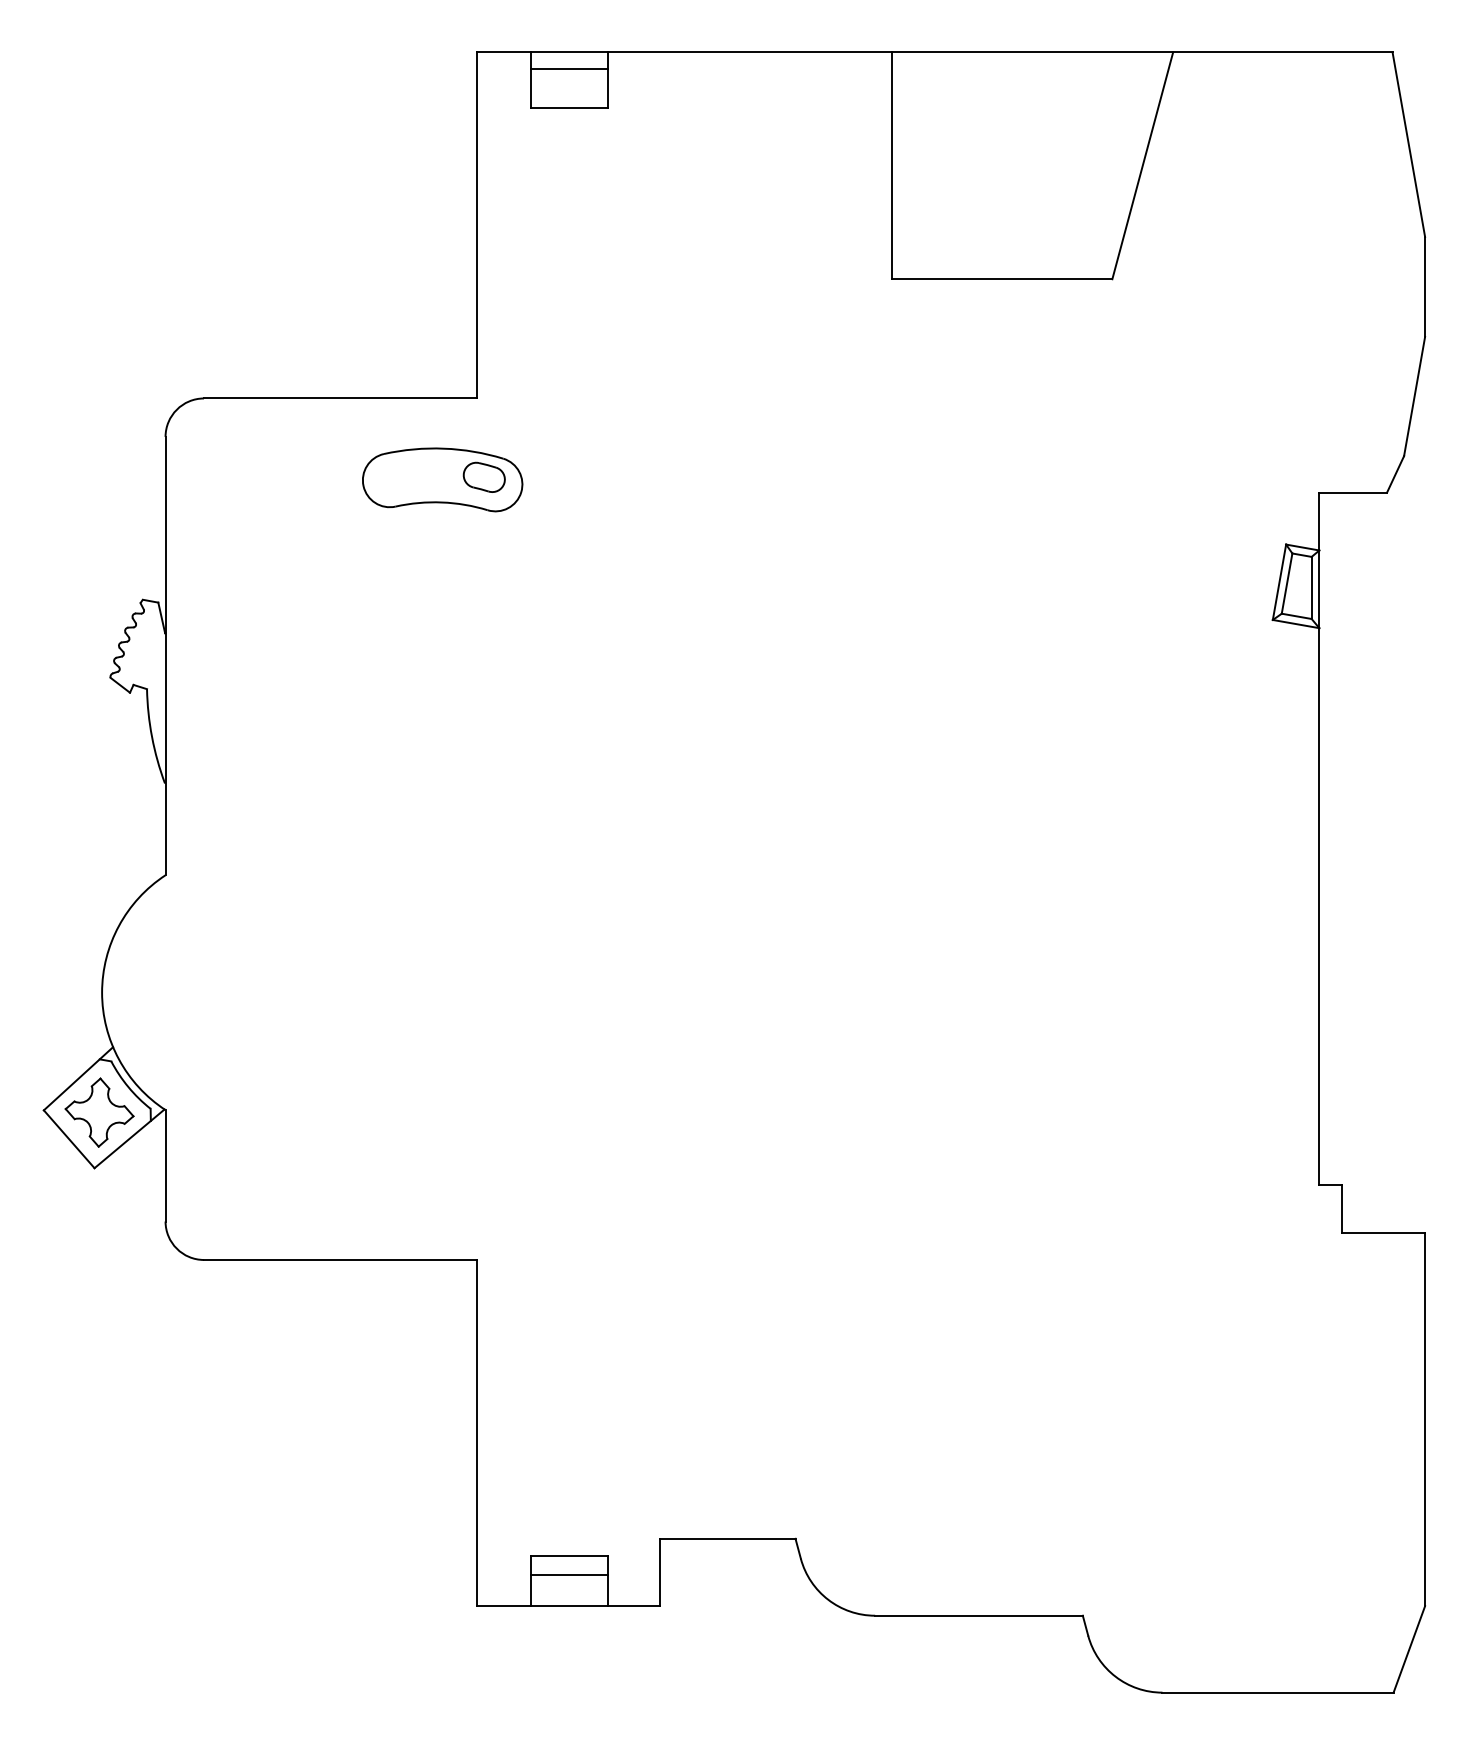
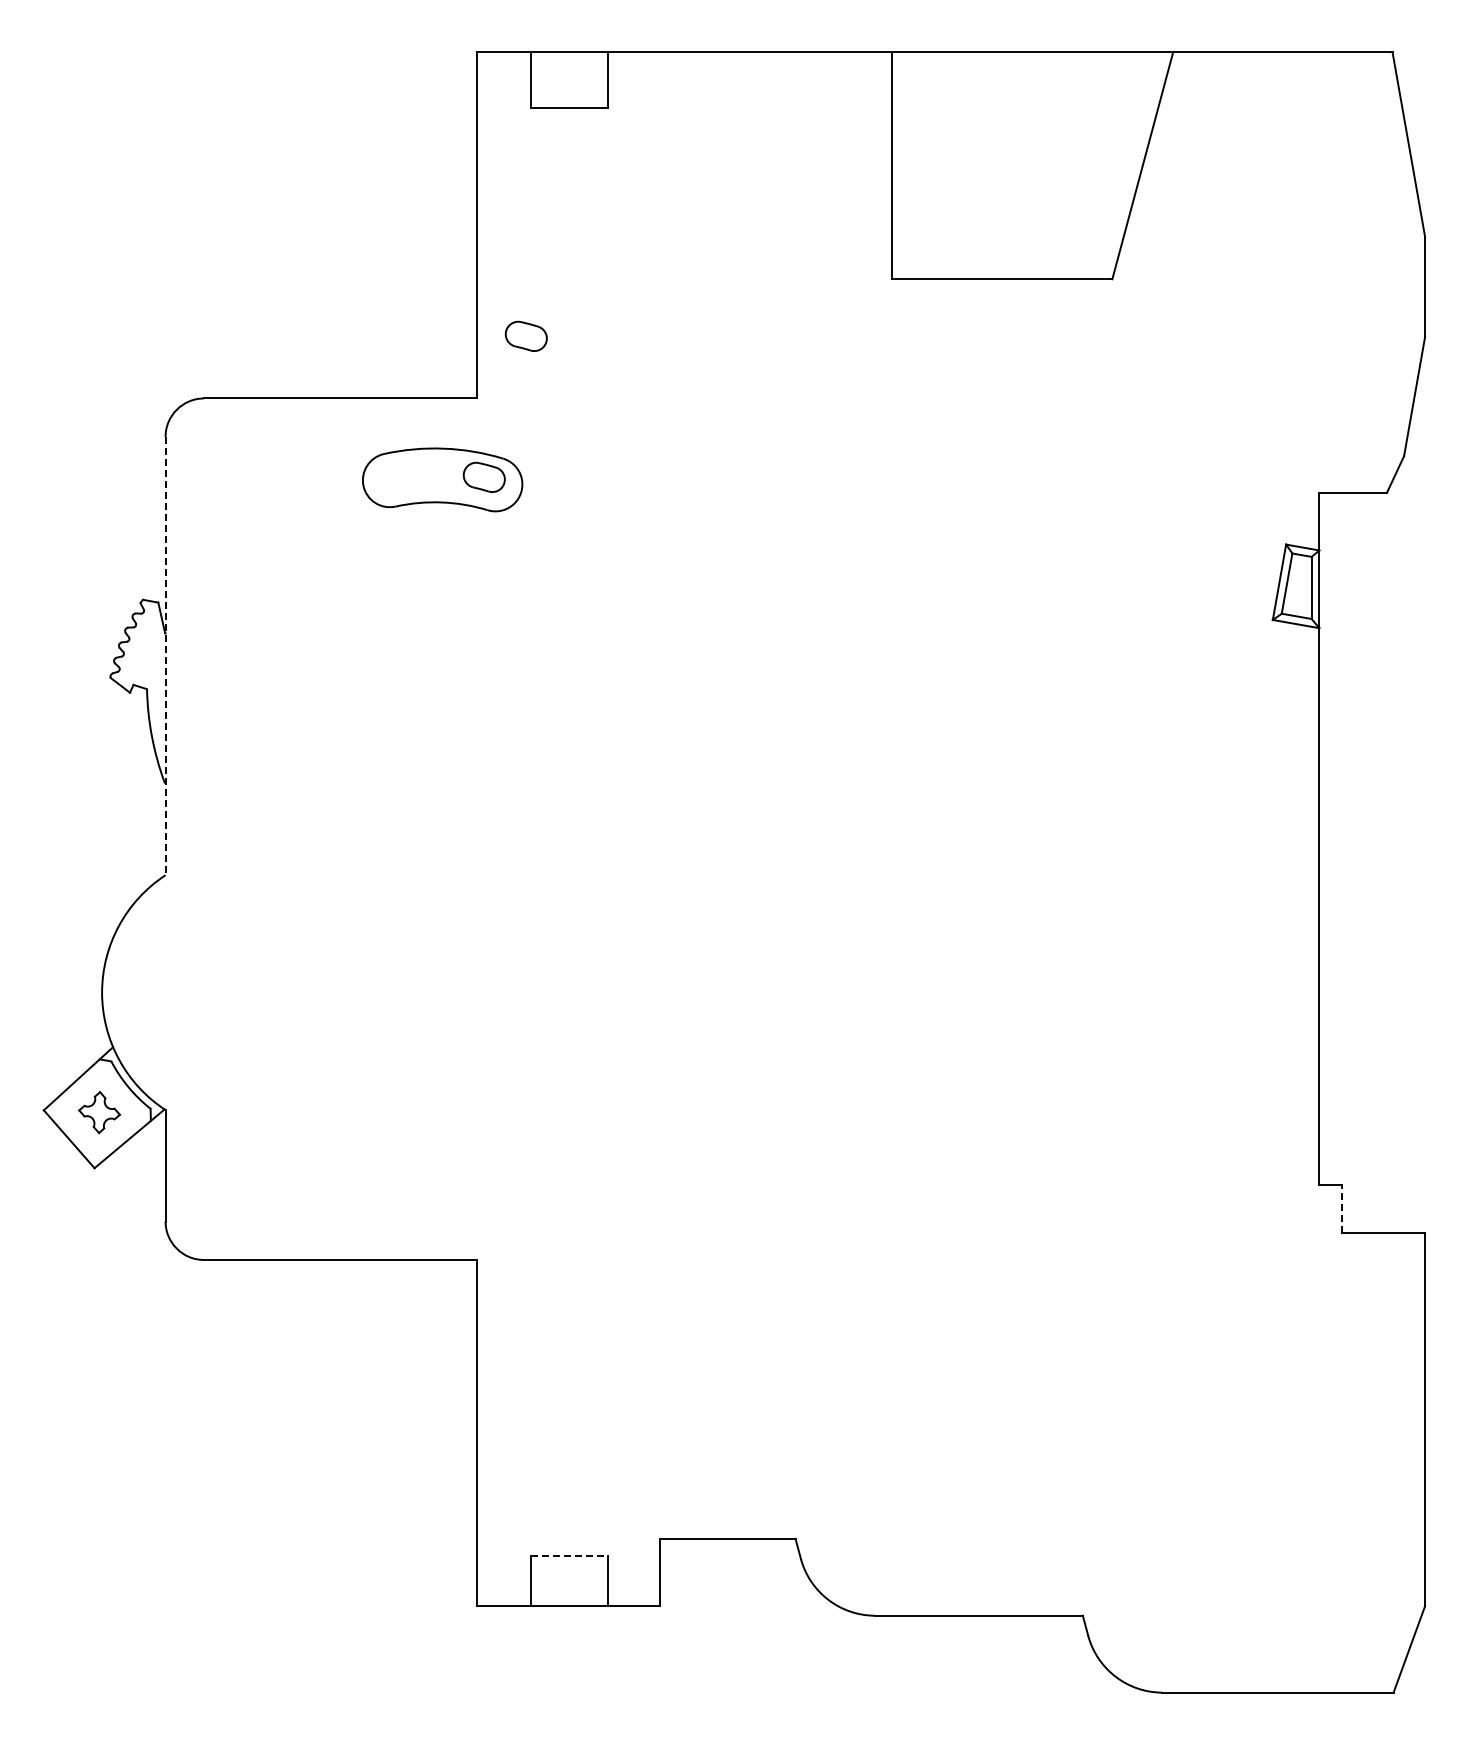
line: present -> none (568, 69)
part: none -> present (525, 335)
line: solid -> dashed (165, 656)
part size: 71x71 px -> 43x44 px (99, 1112)
line: solid -> dashed (1342, 1208)
line: solid -> dashed (569, 1555)
line: present -> none (568, 1574)
